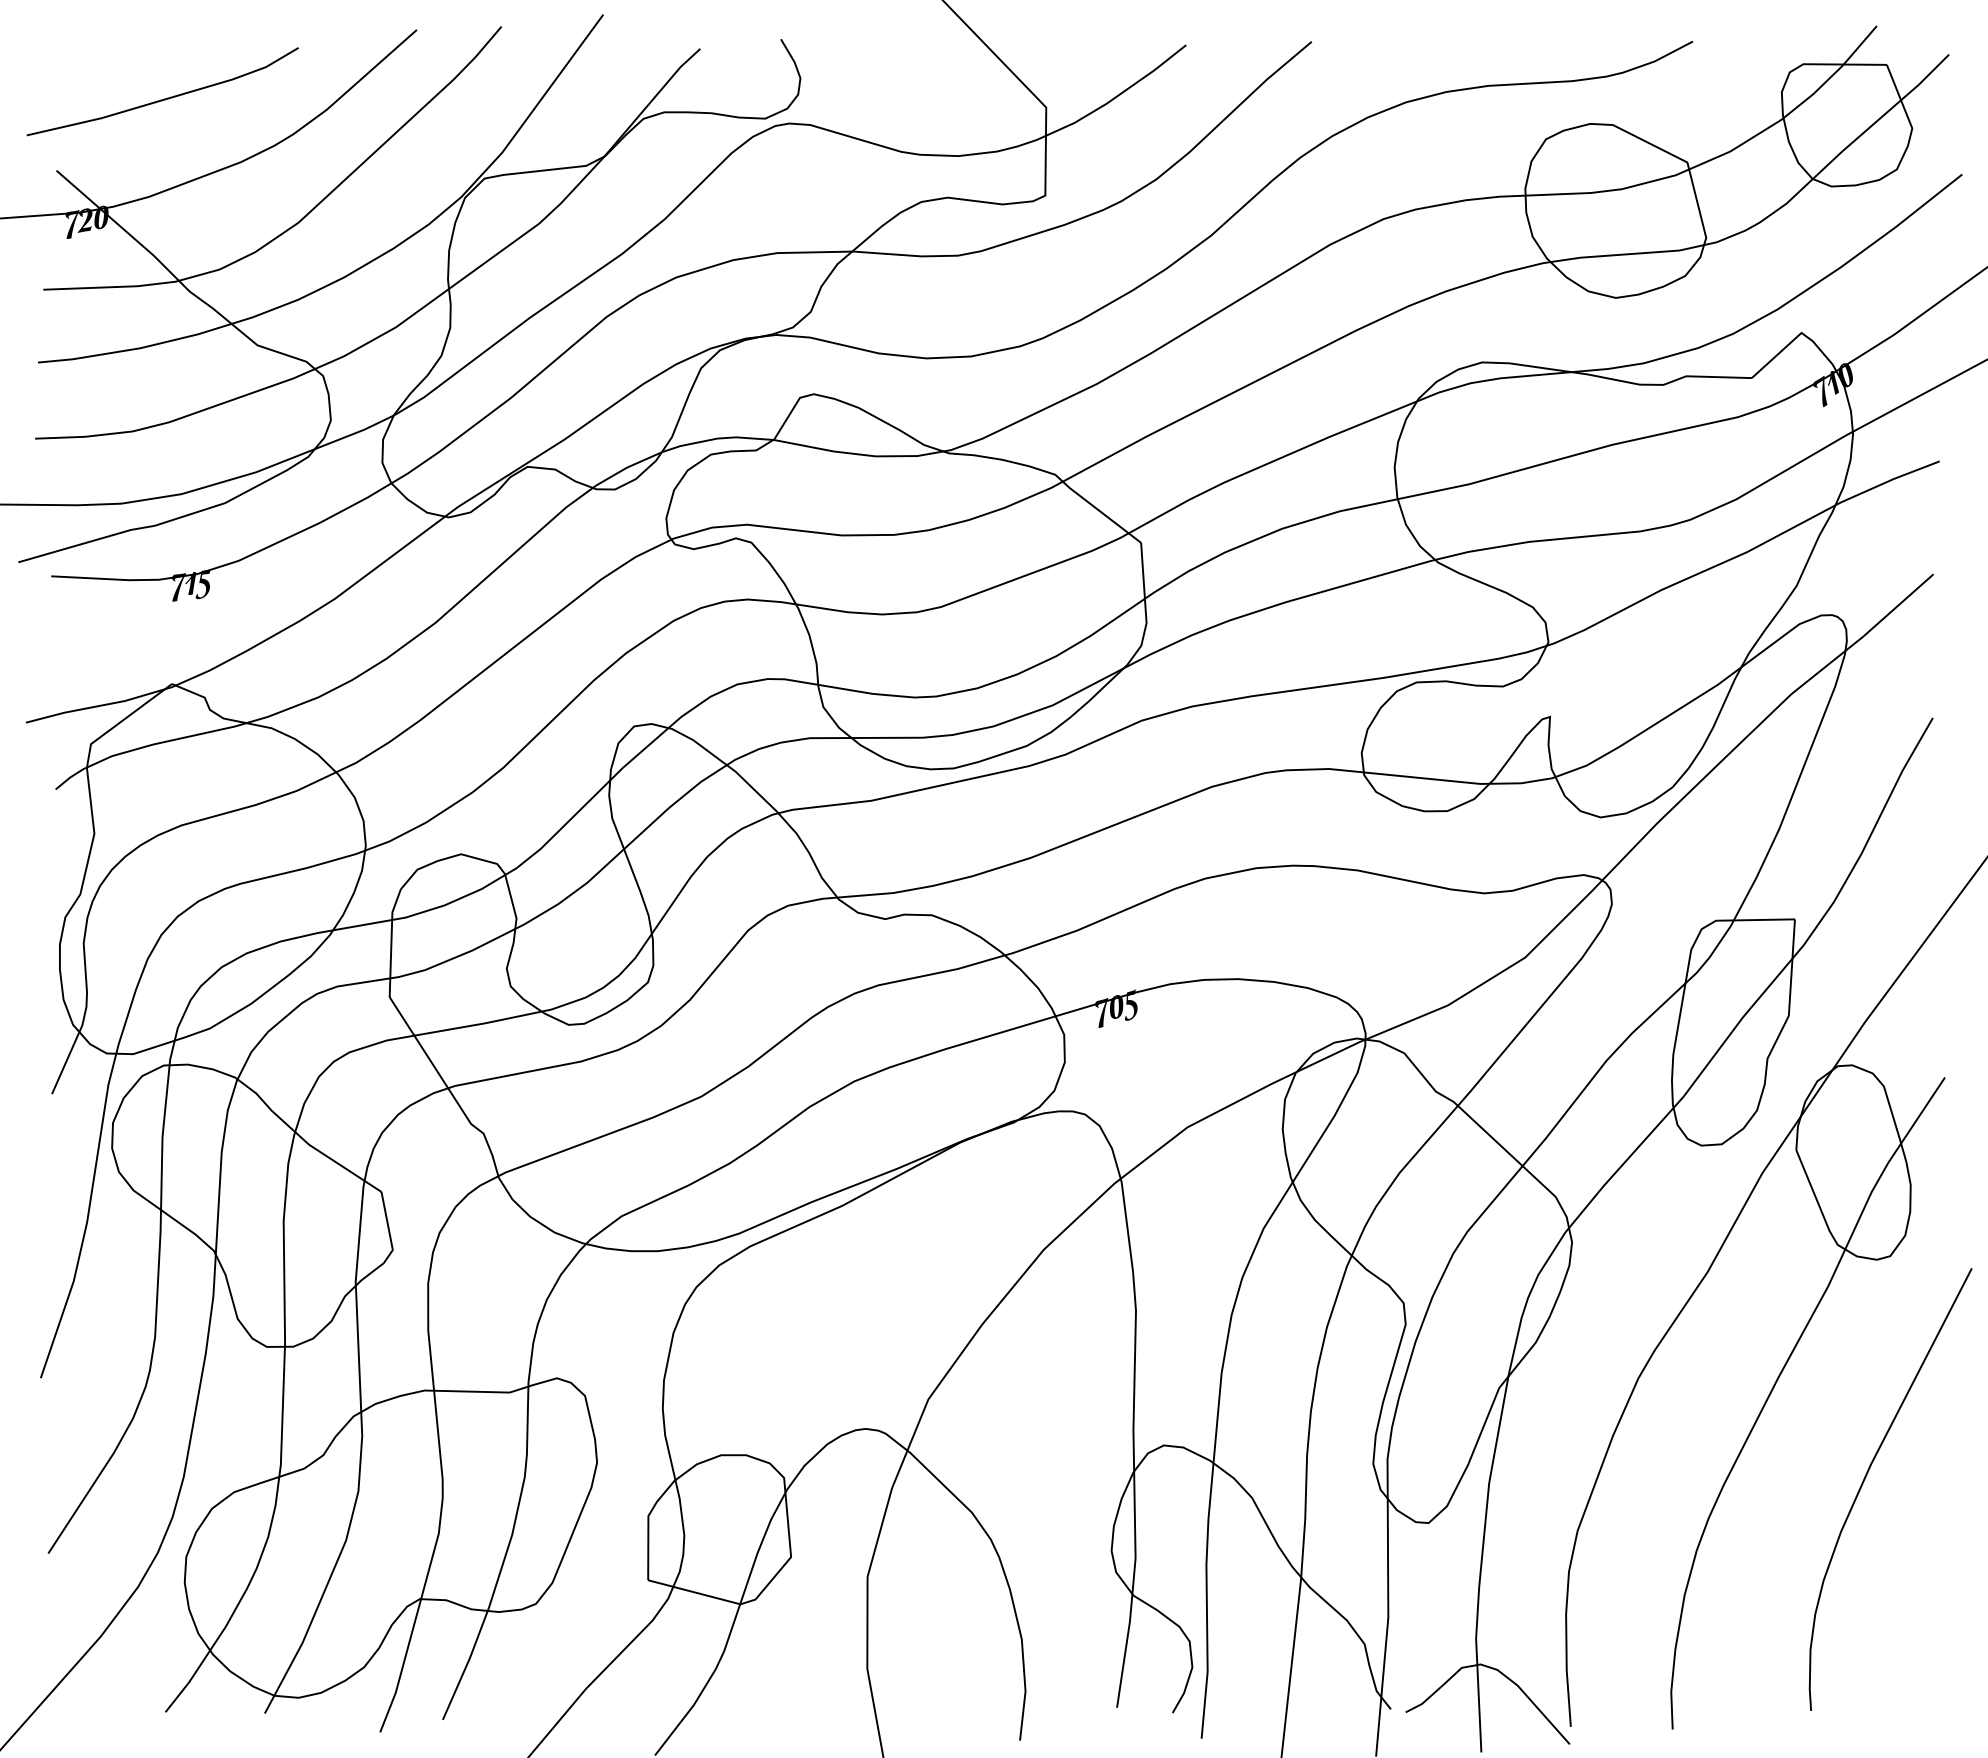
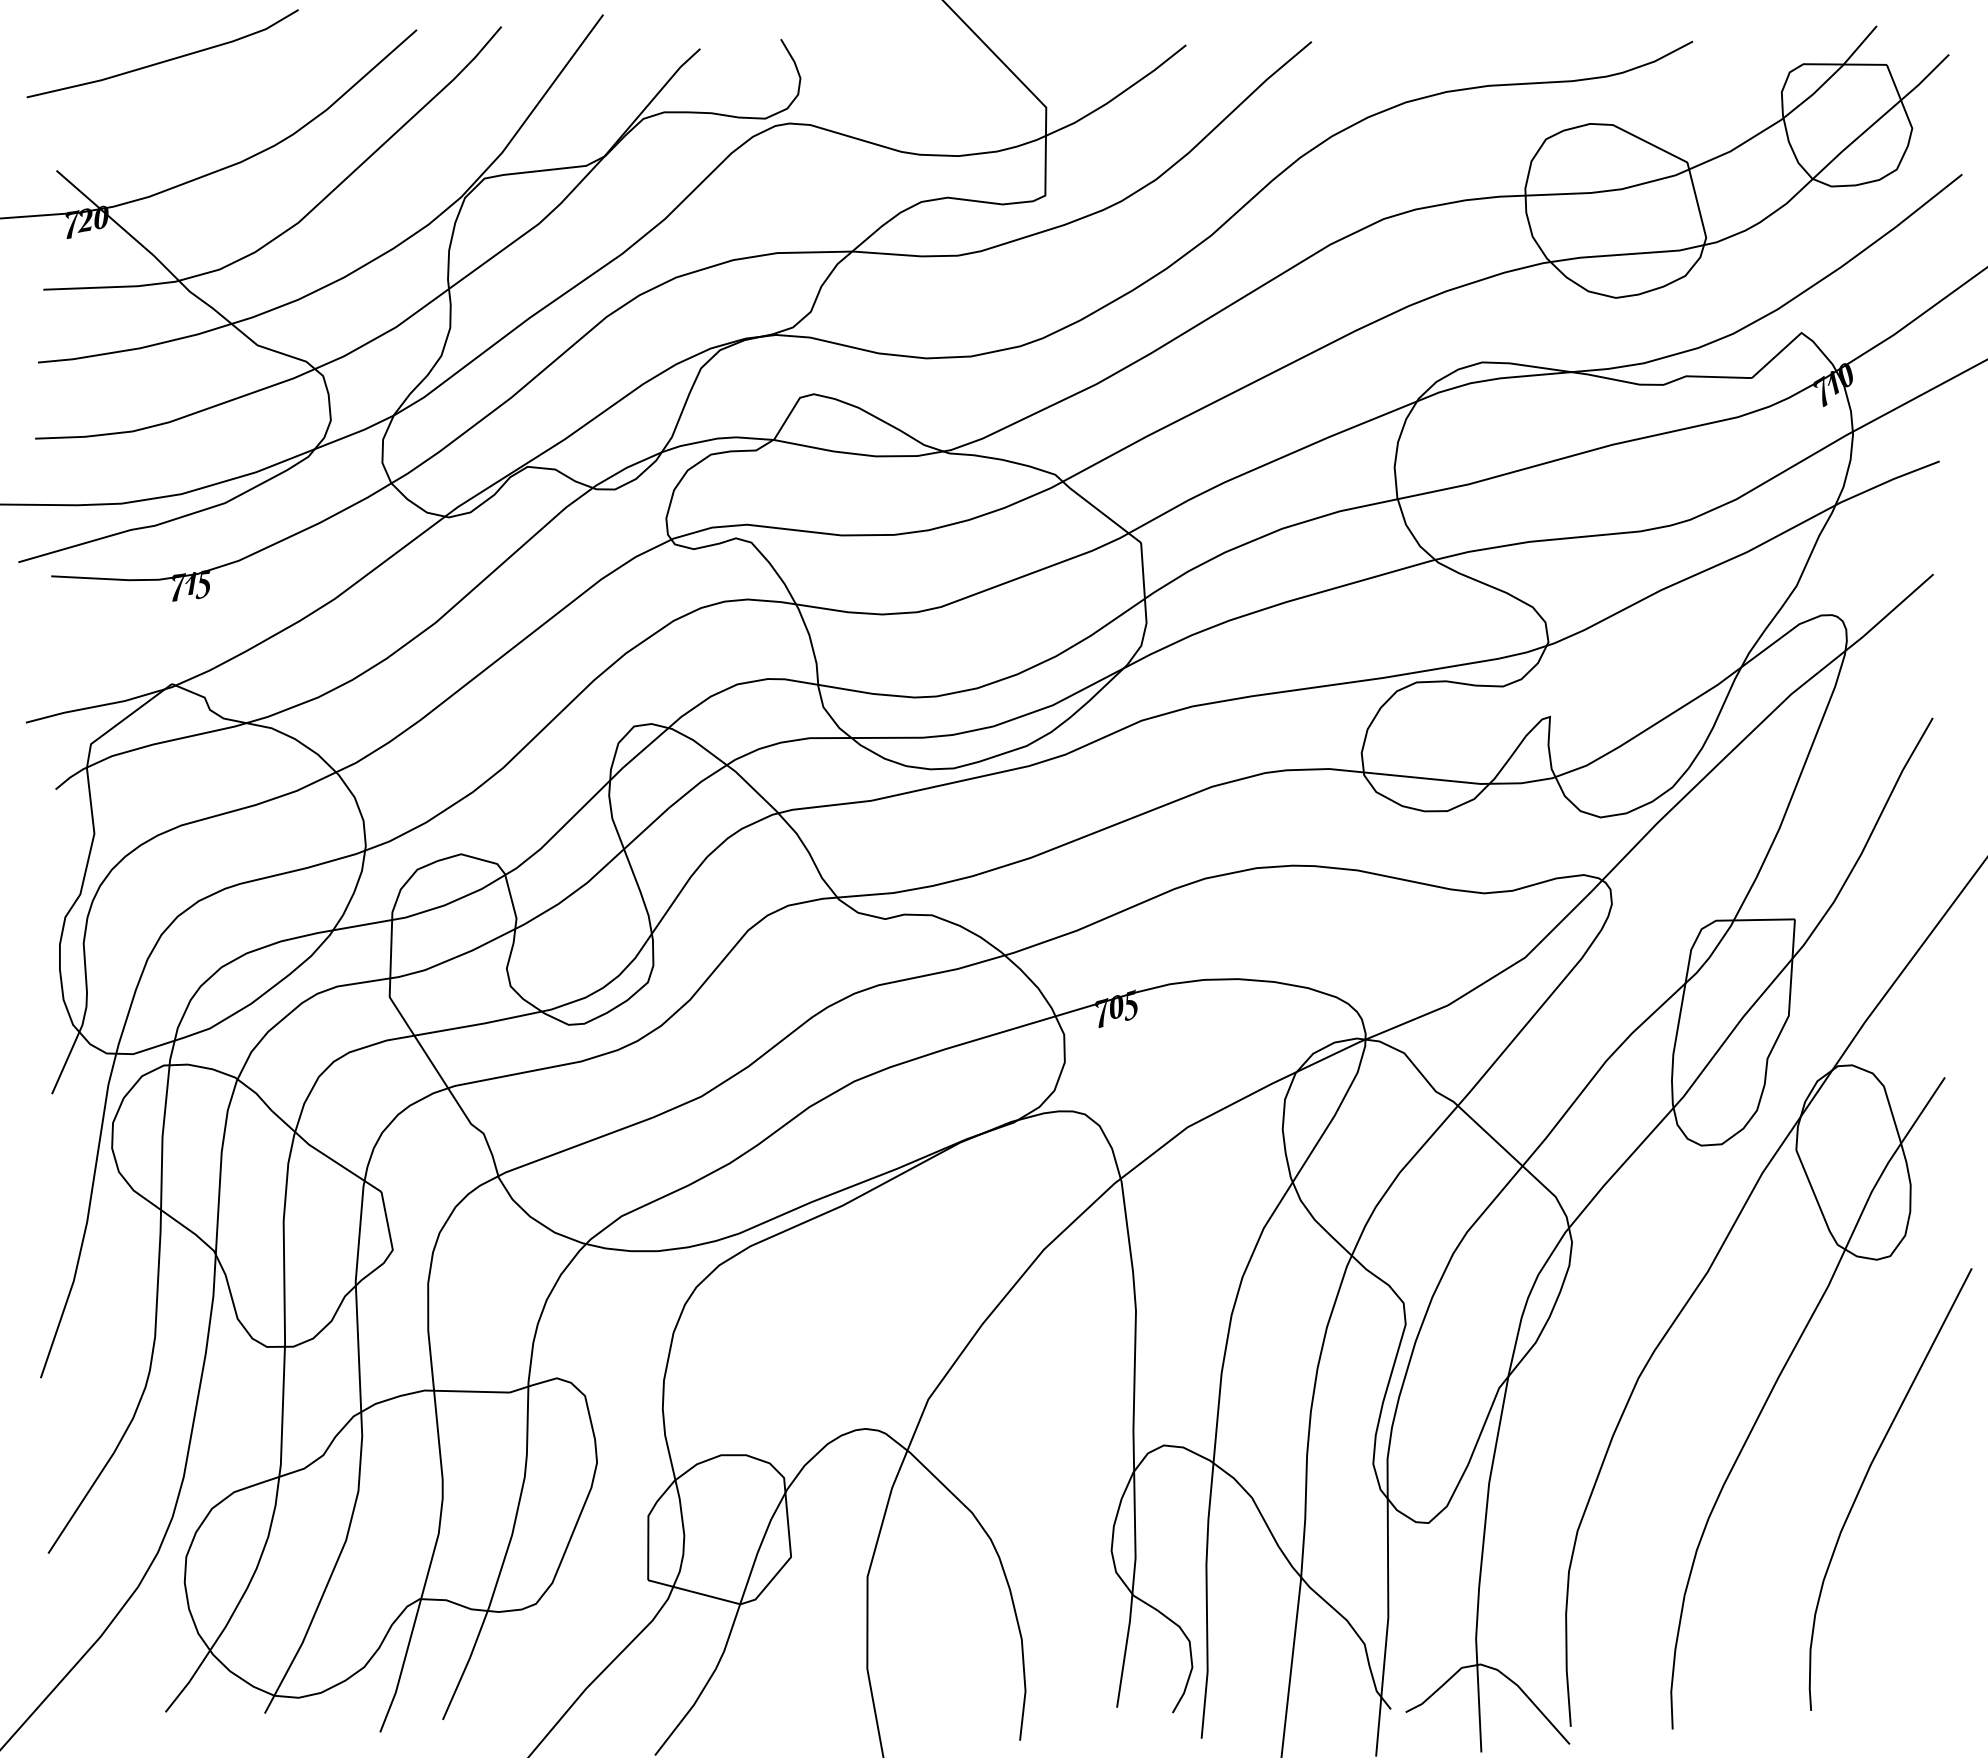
line position: (164, 98) -> (164, 60) (164, 60)
